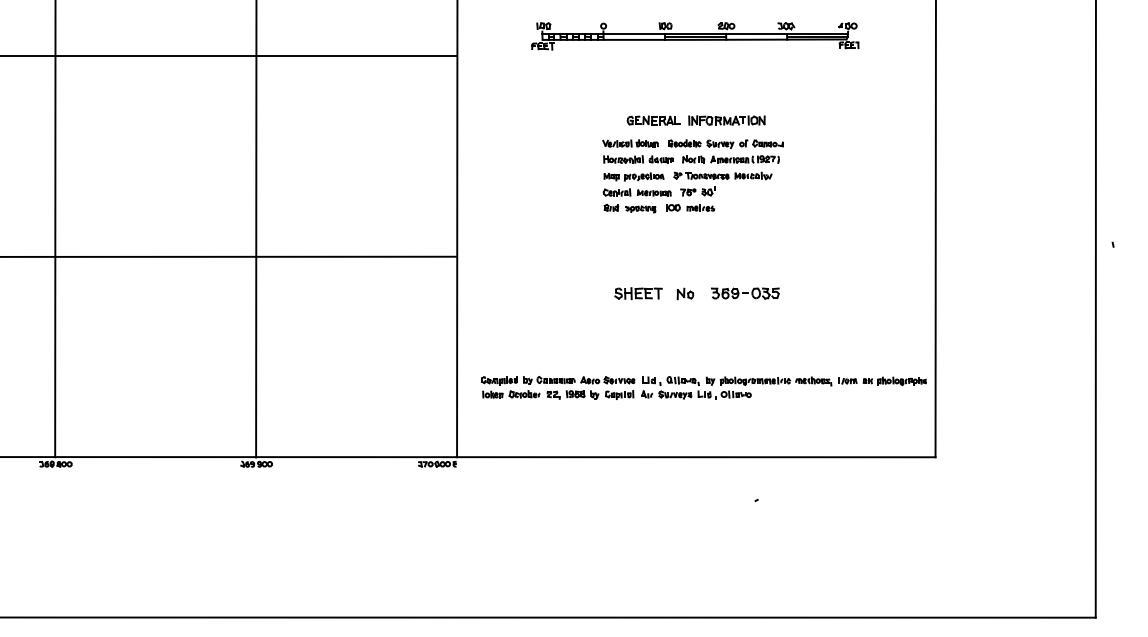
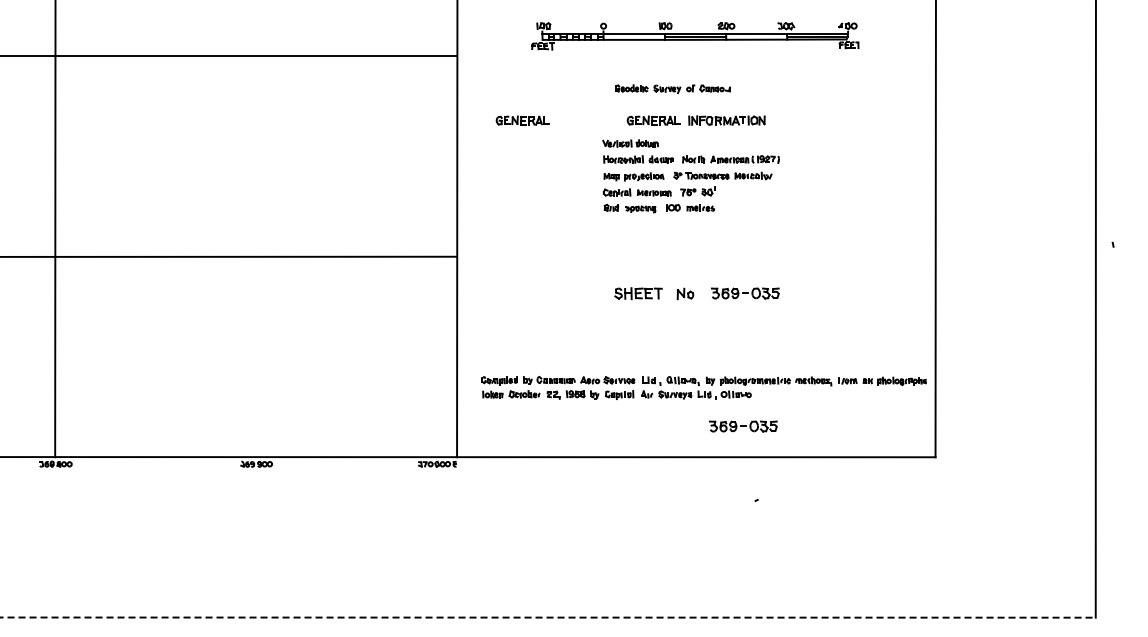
part: none -> present (522, 120)
part position: (725, 144) -> (672, 89) (672, 89)
line: present -> none (256, 229)
part: none -> present (743, 426)
line: solid -> dashed (547, 617)
